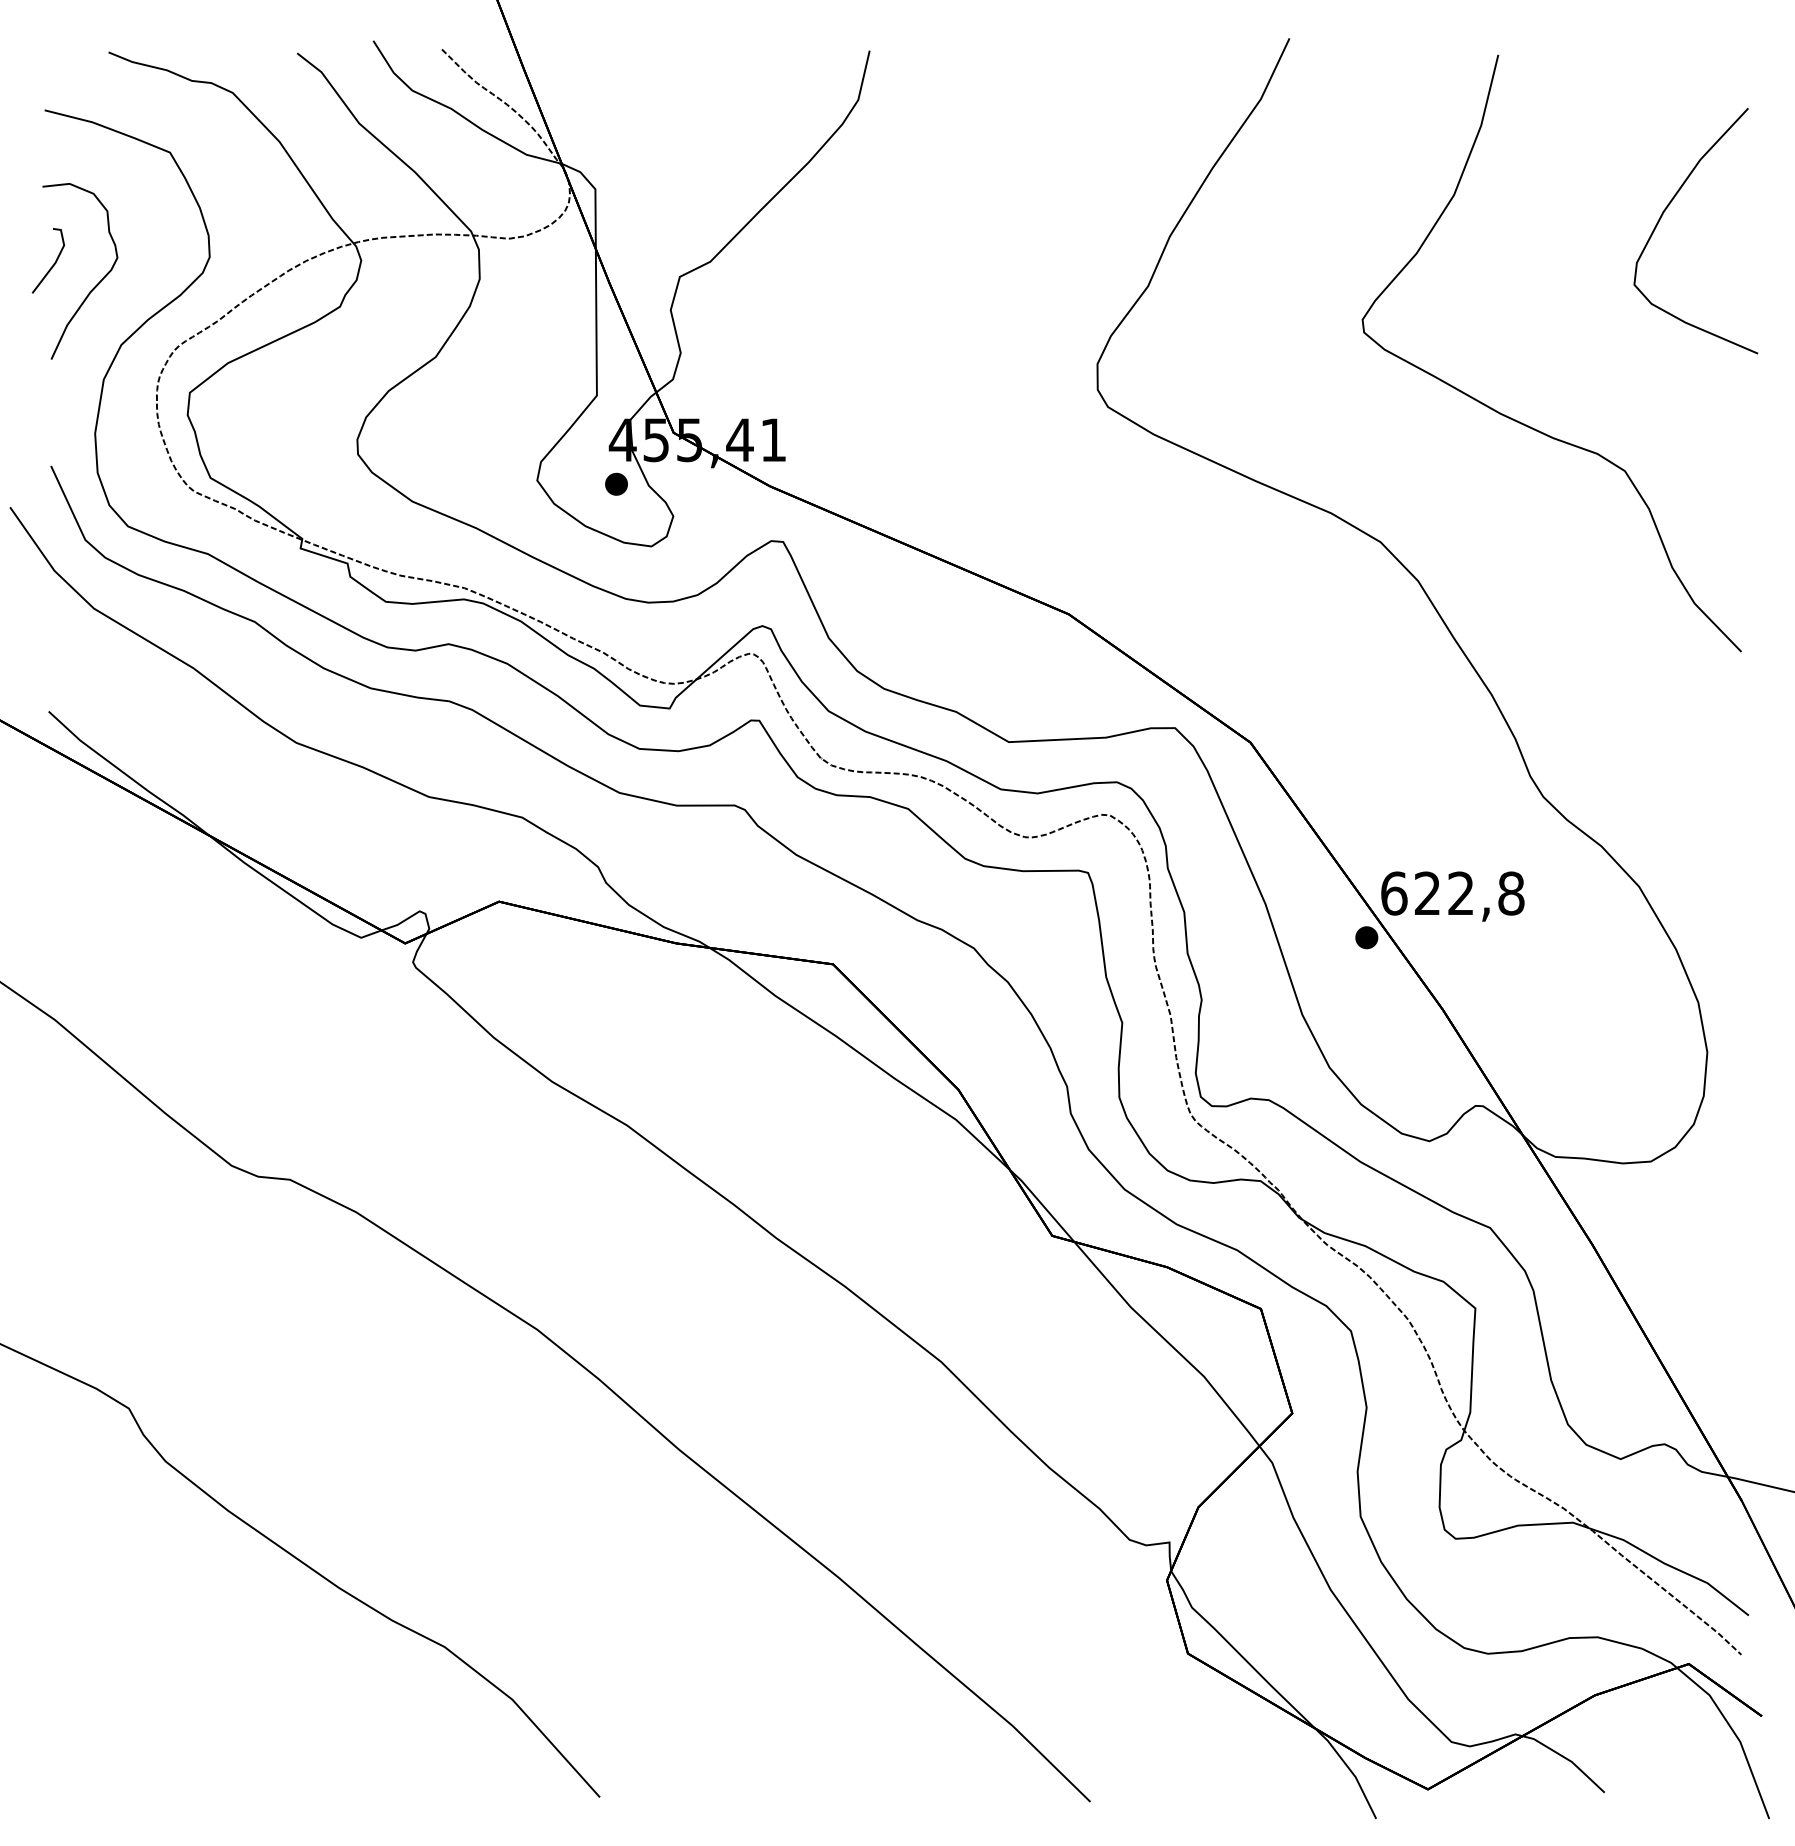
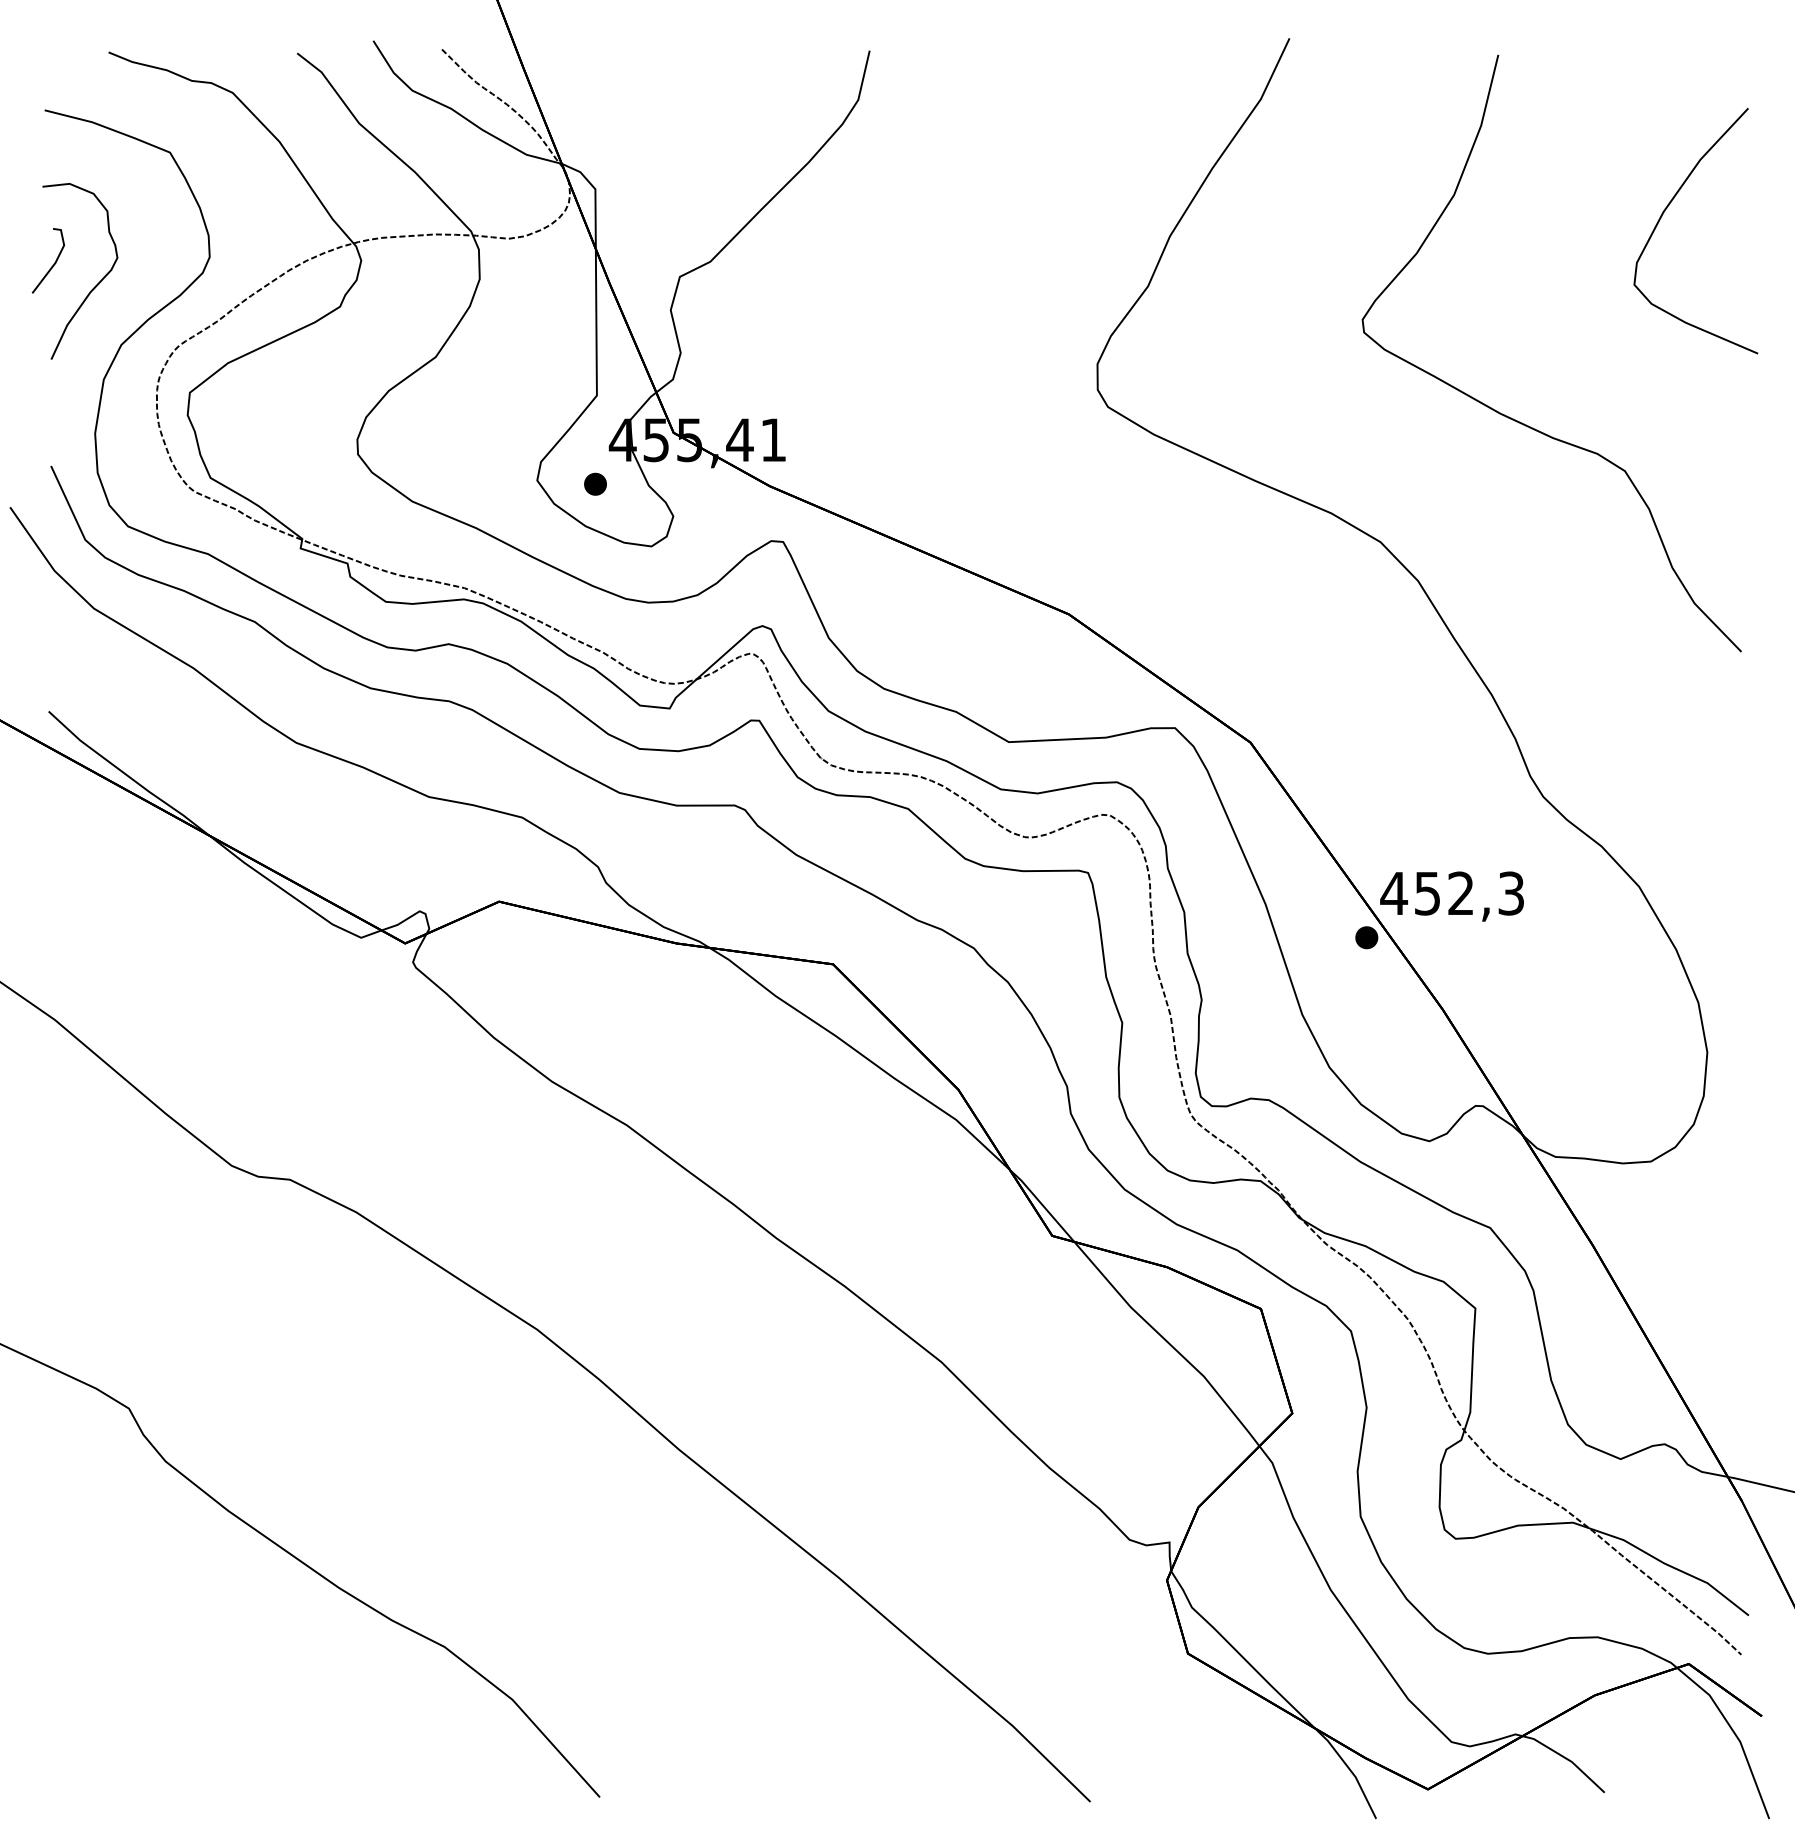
part position: (616, 483) -> (595, 483) (595, 483)
text: 622,8 -> 452,3 (1452, 893)
